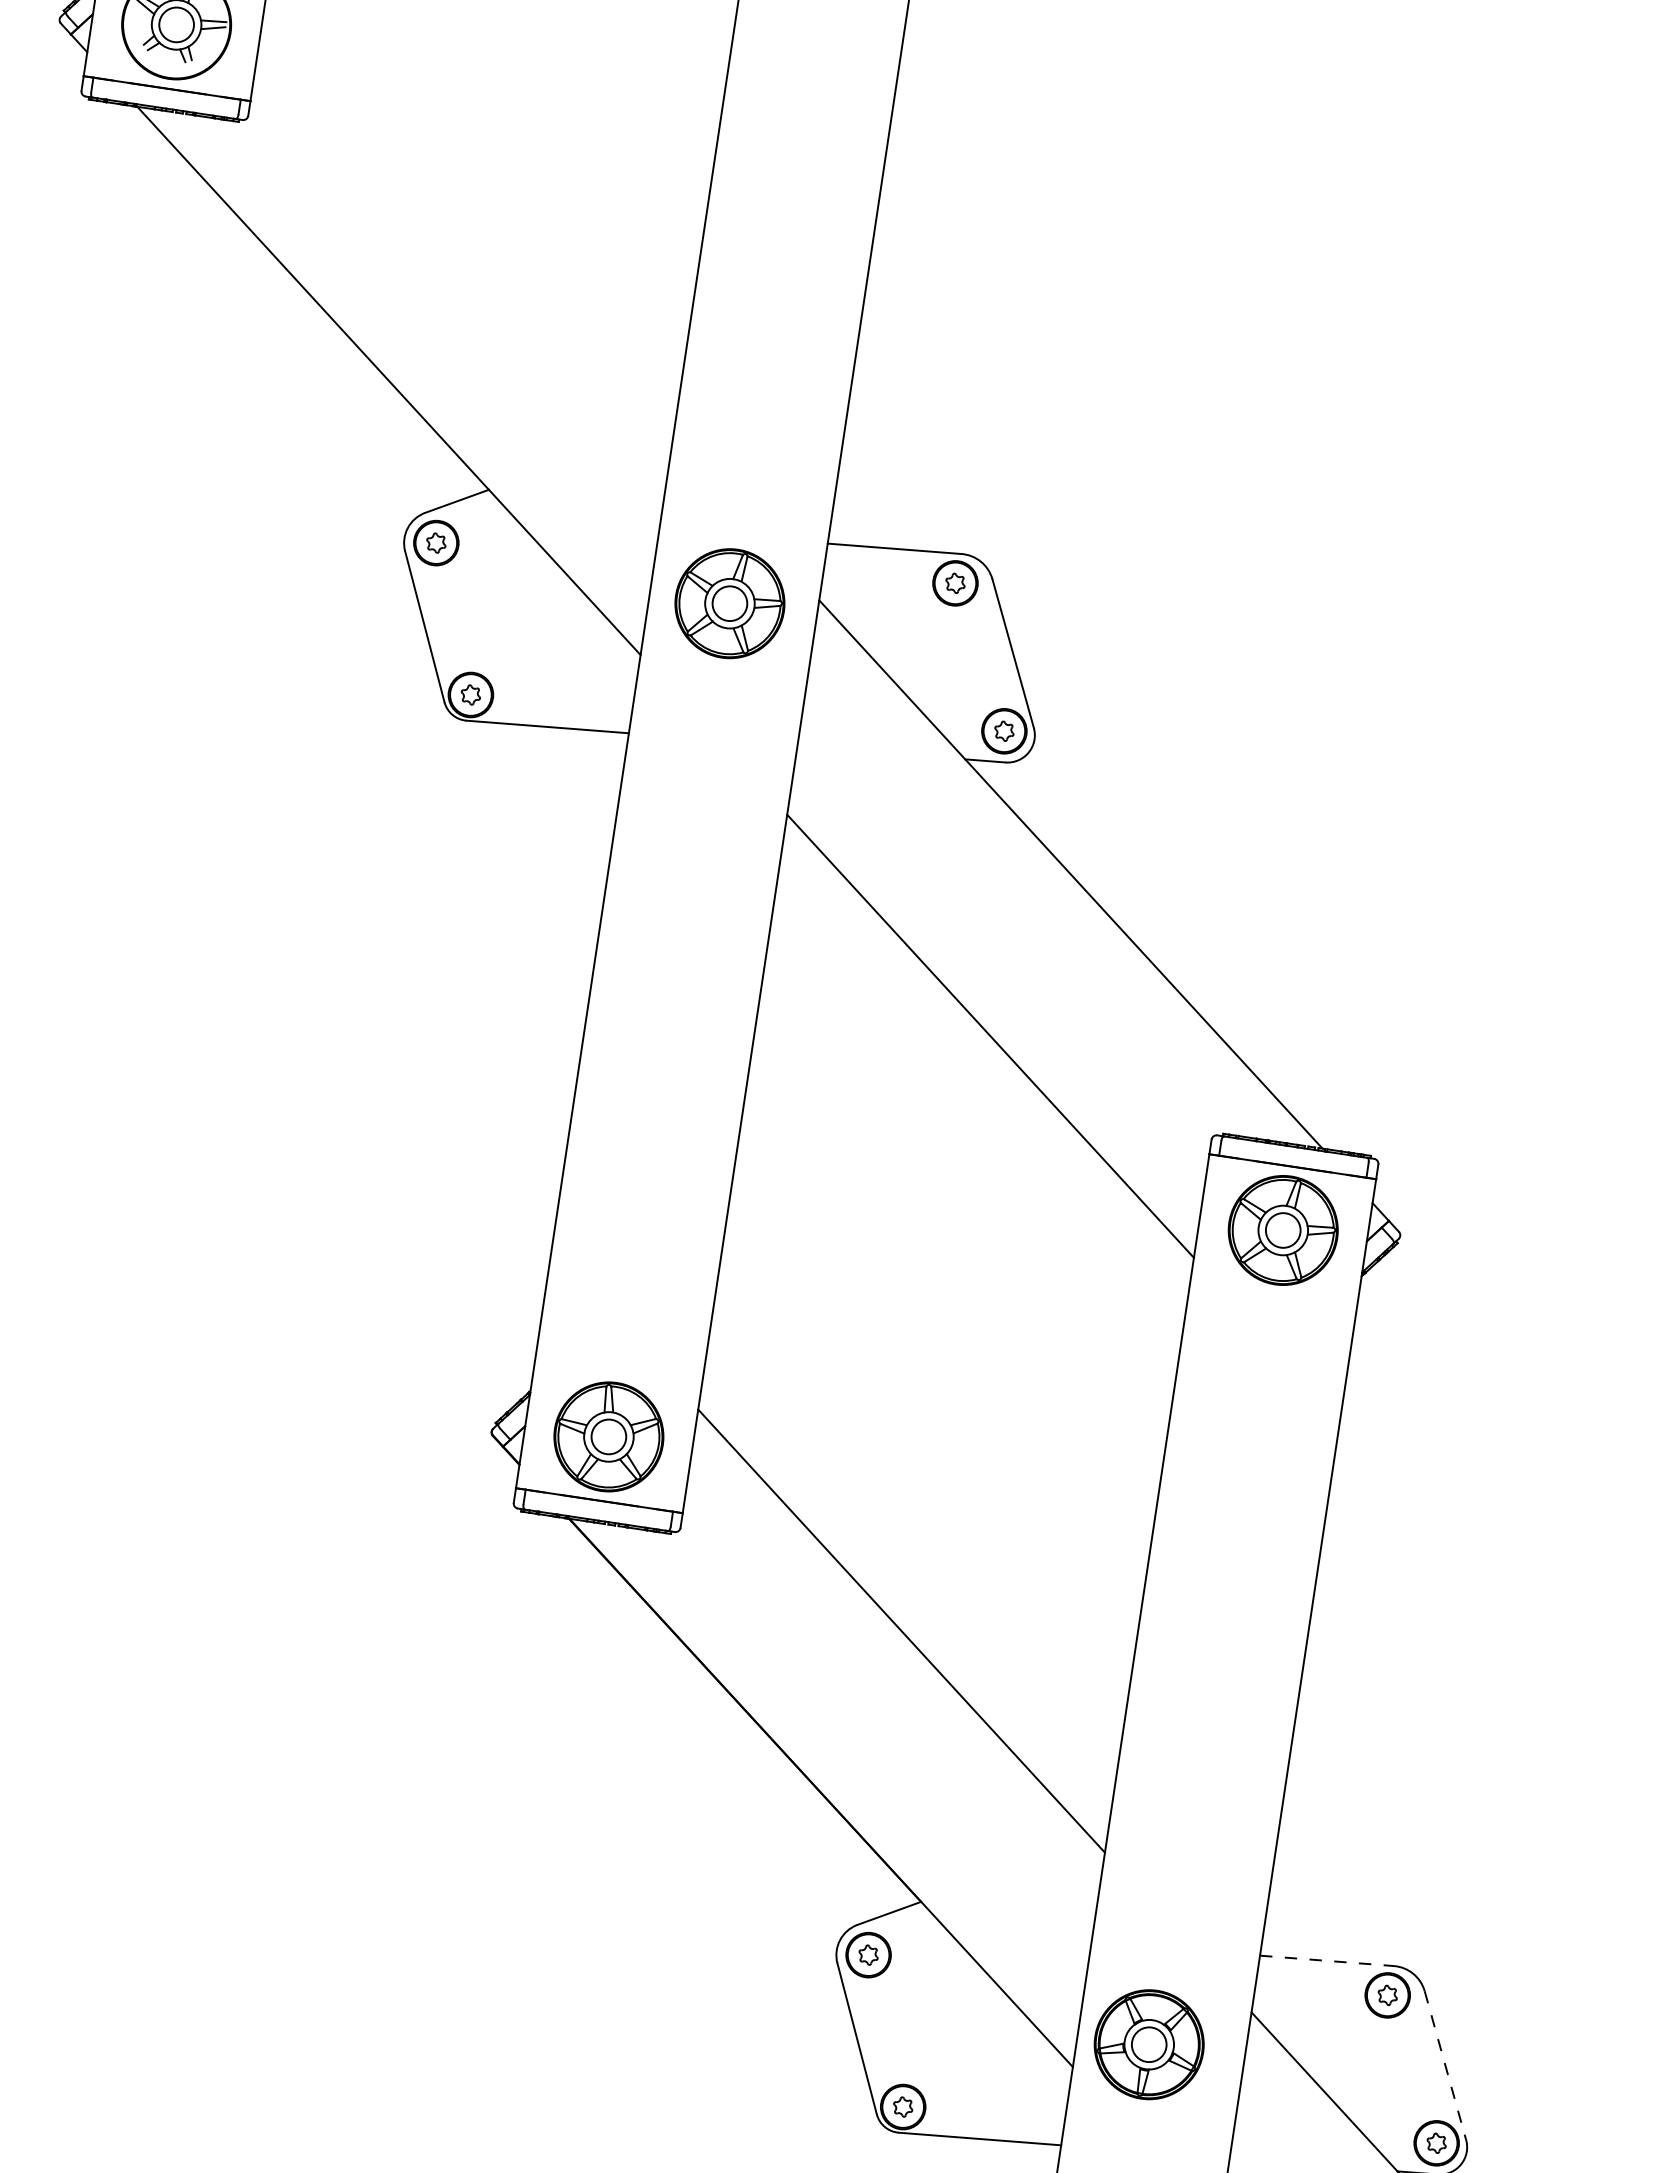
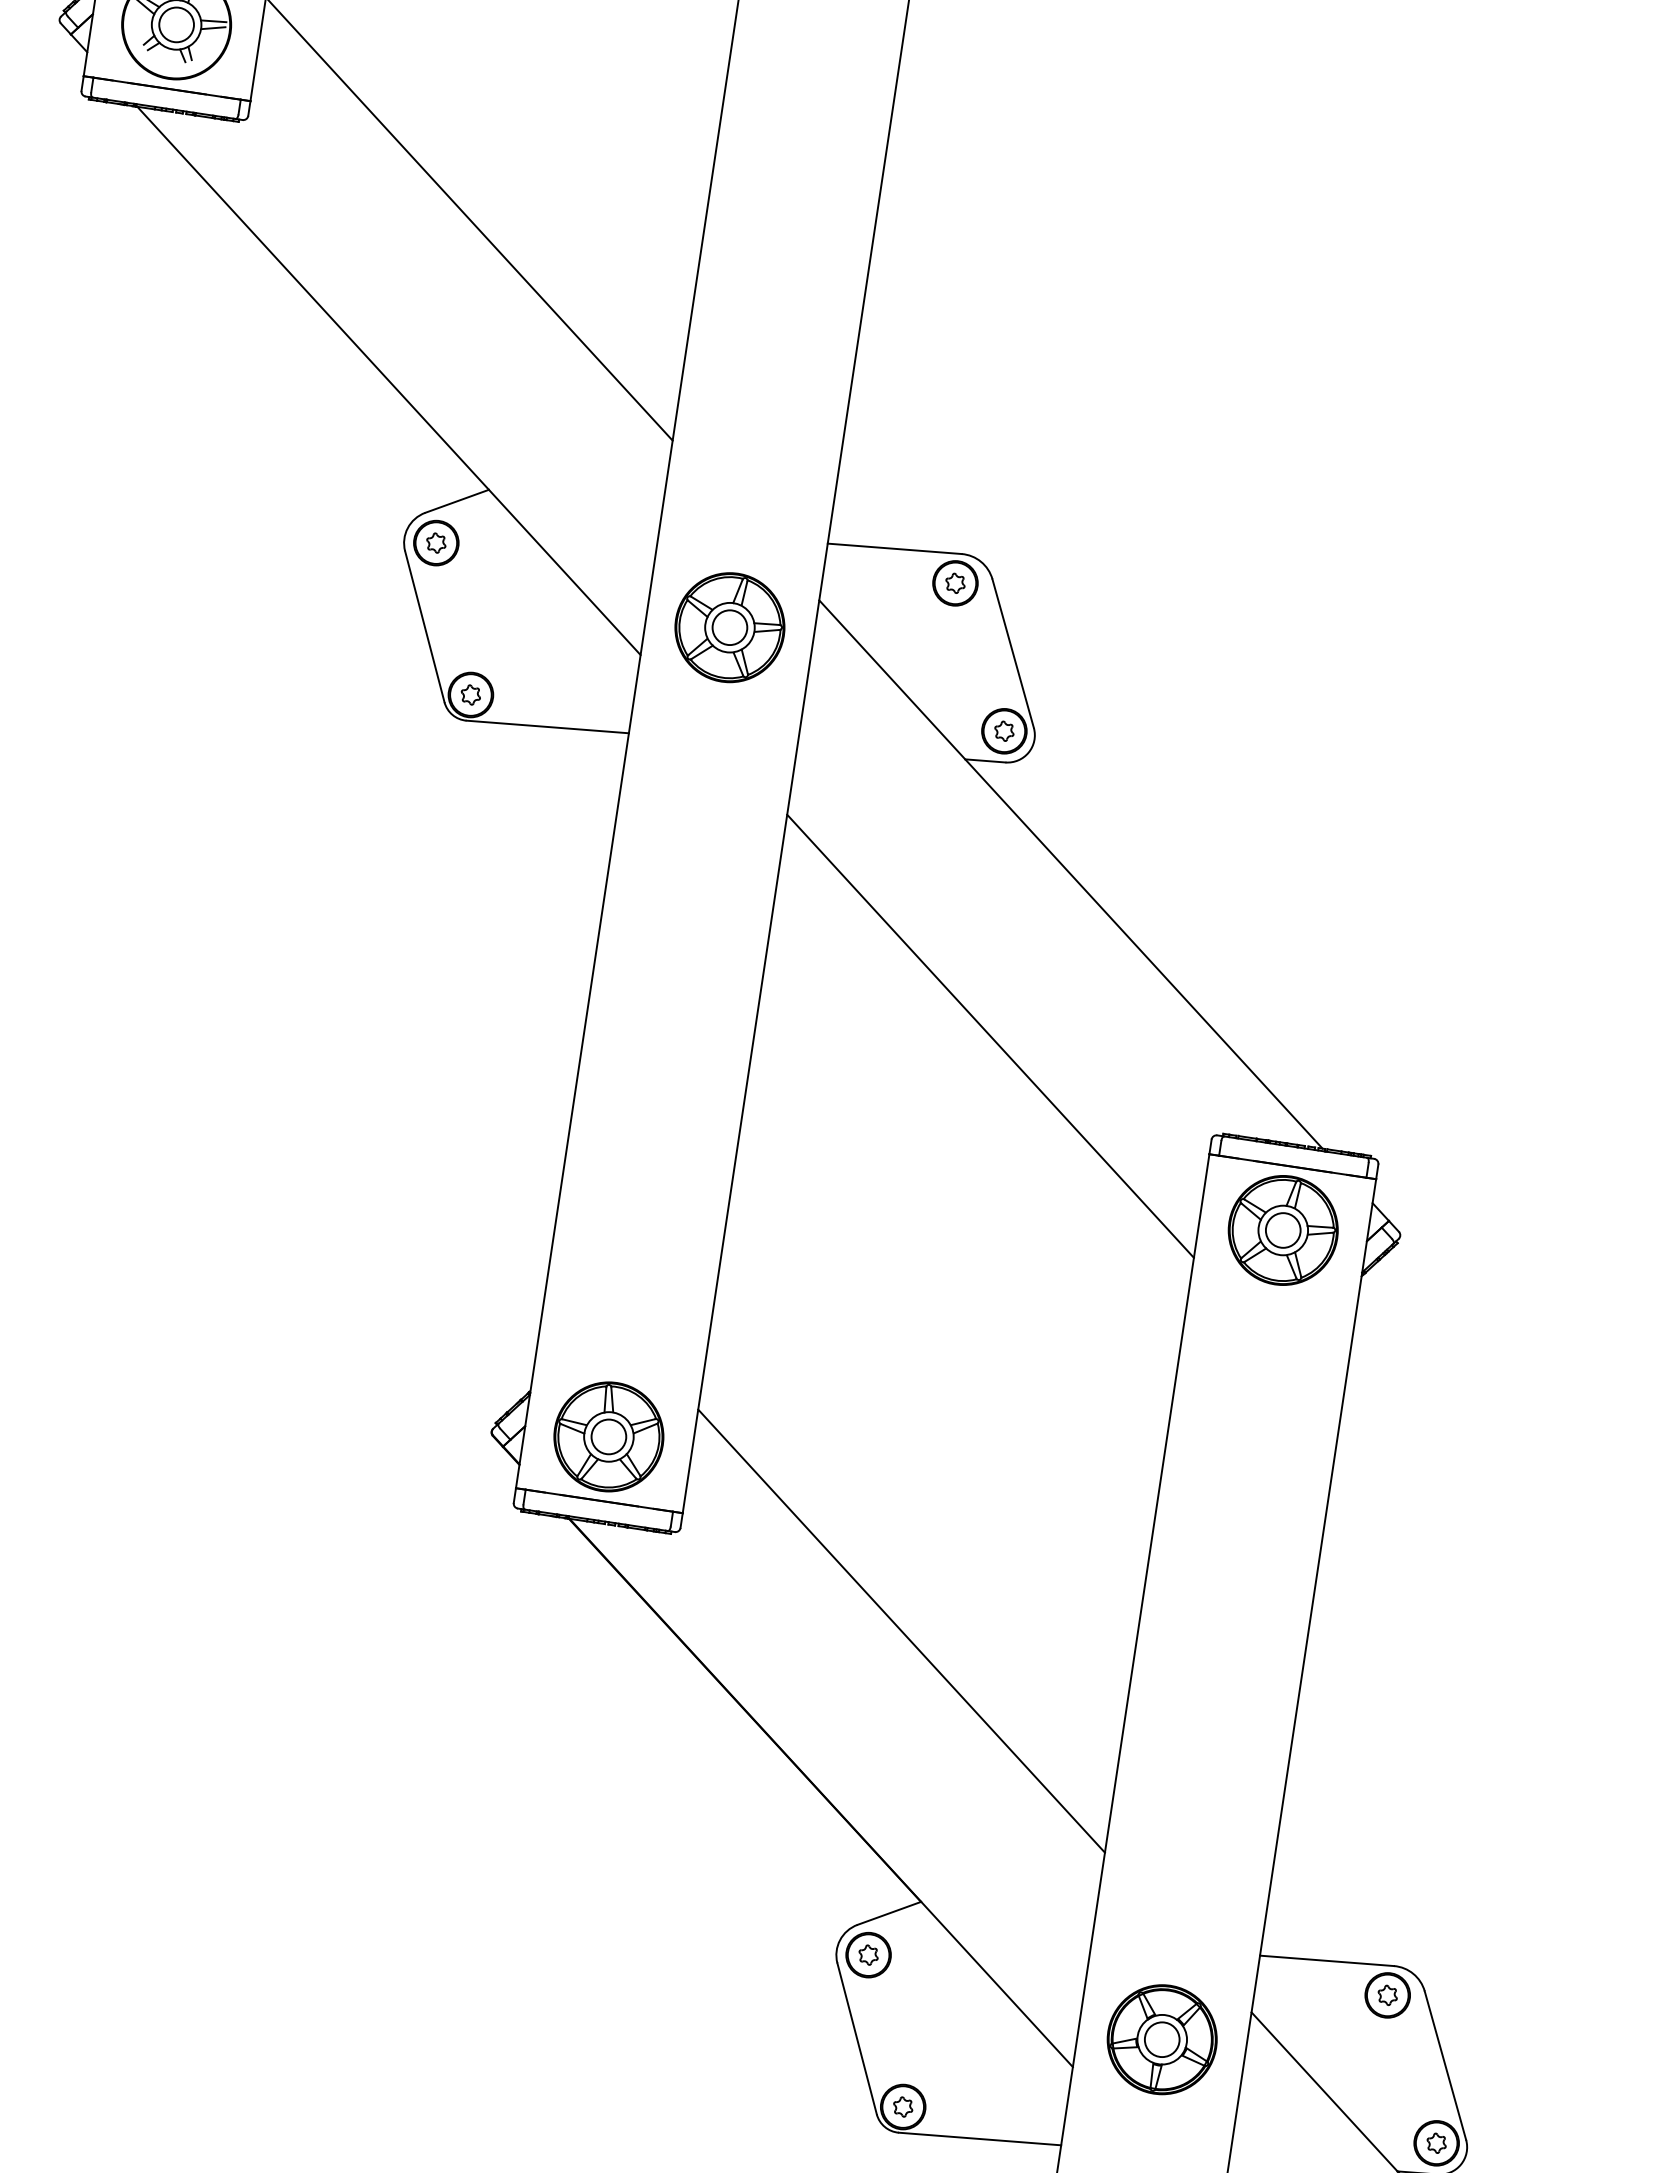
line: none -> present (471, 221)
part position: (729, 603) -> (729, 627) (729, 627)
line: dashed -> solid (1327, 1960)
part position: (1148, 2044) -> (1161, 2039) (1161, 2039)
line: dashed -> solid (1445, 2066)
